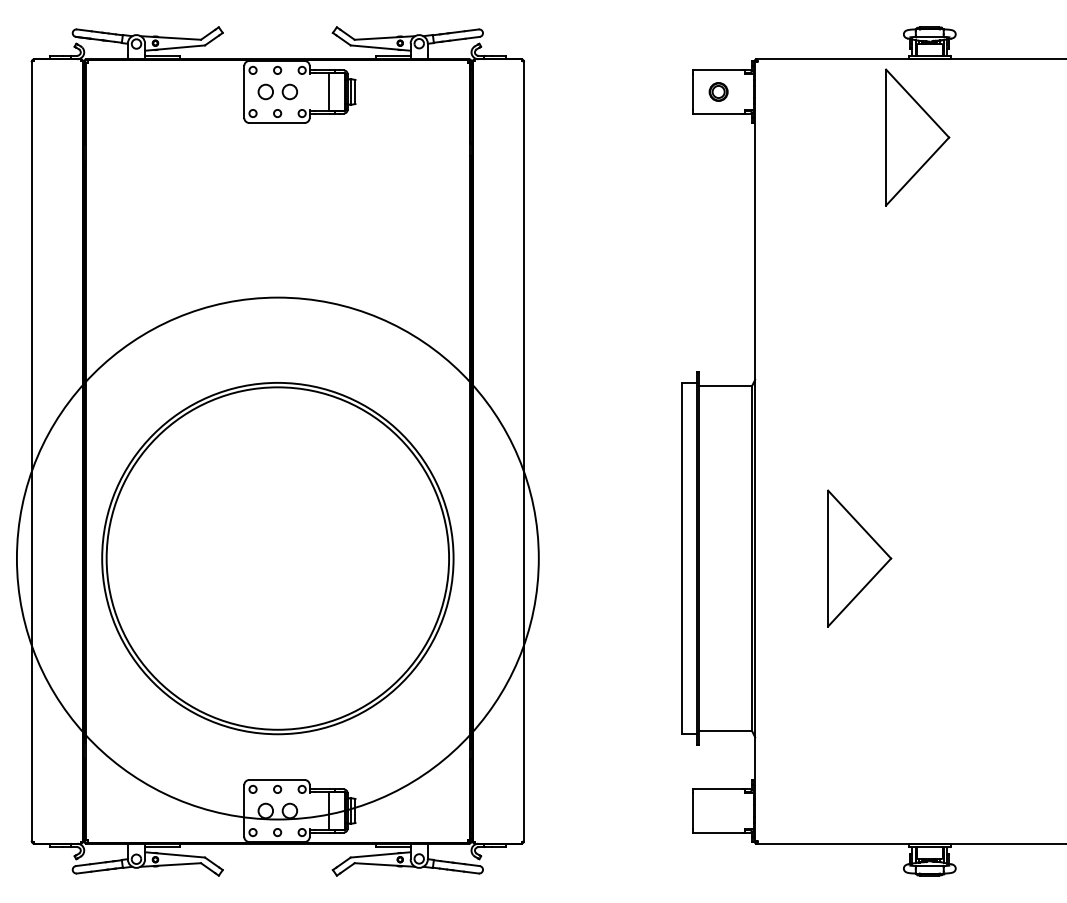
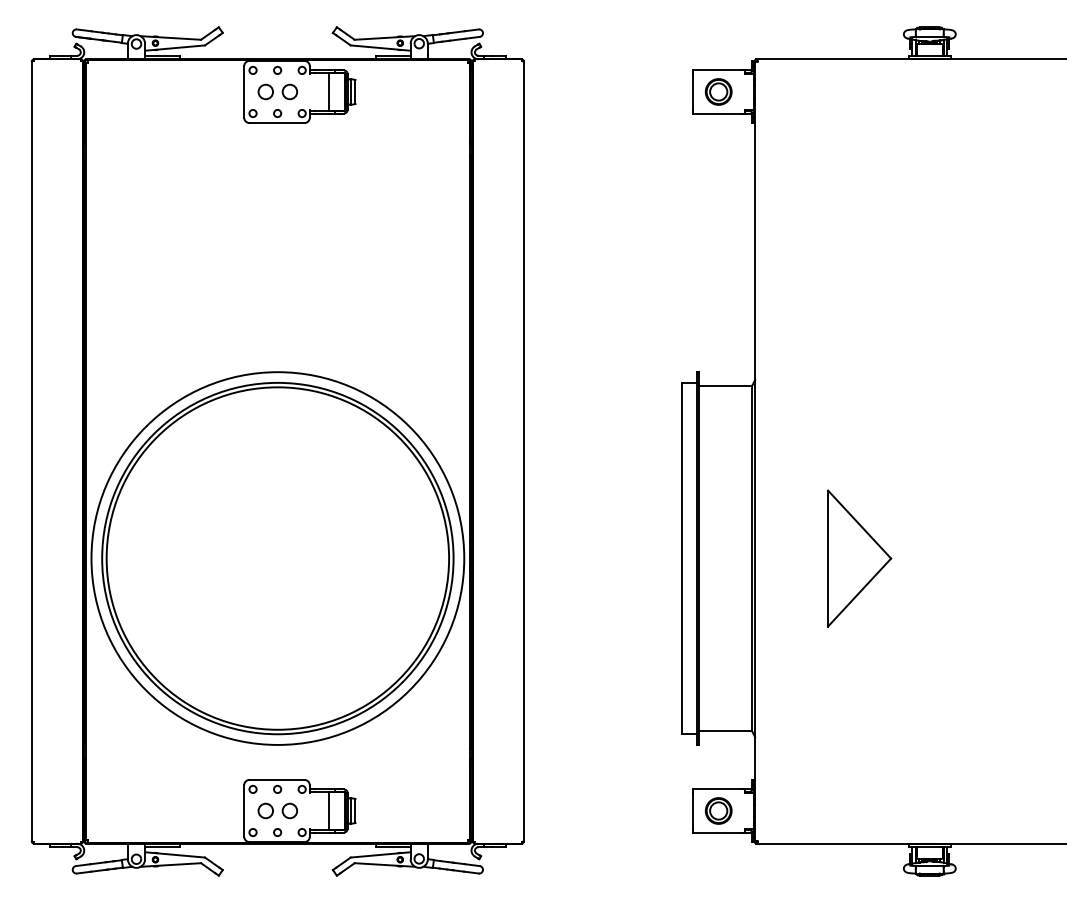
part size: 21x20 px -> 29x28 px (718, 91)
part: present -> none (917, 137)
circle diameter: 522 px -> 373 px (277, 558)
part: none -> present (718, 810)
